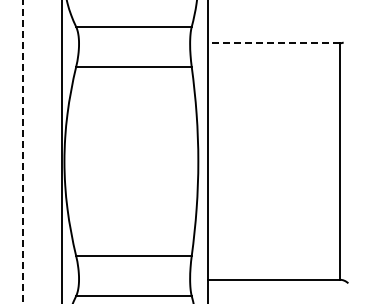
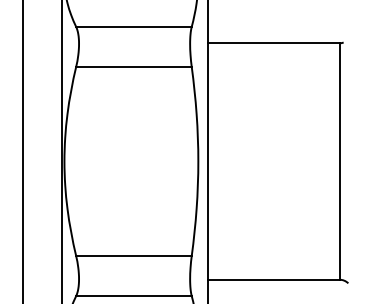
line: dashed -> solid (274, 43)
line: dashed -> solid (23, 152)
